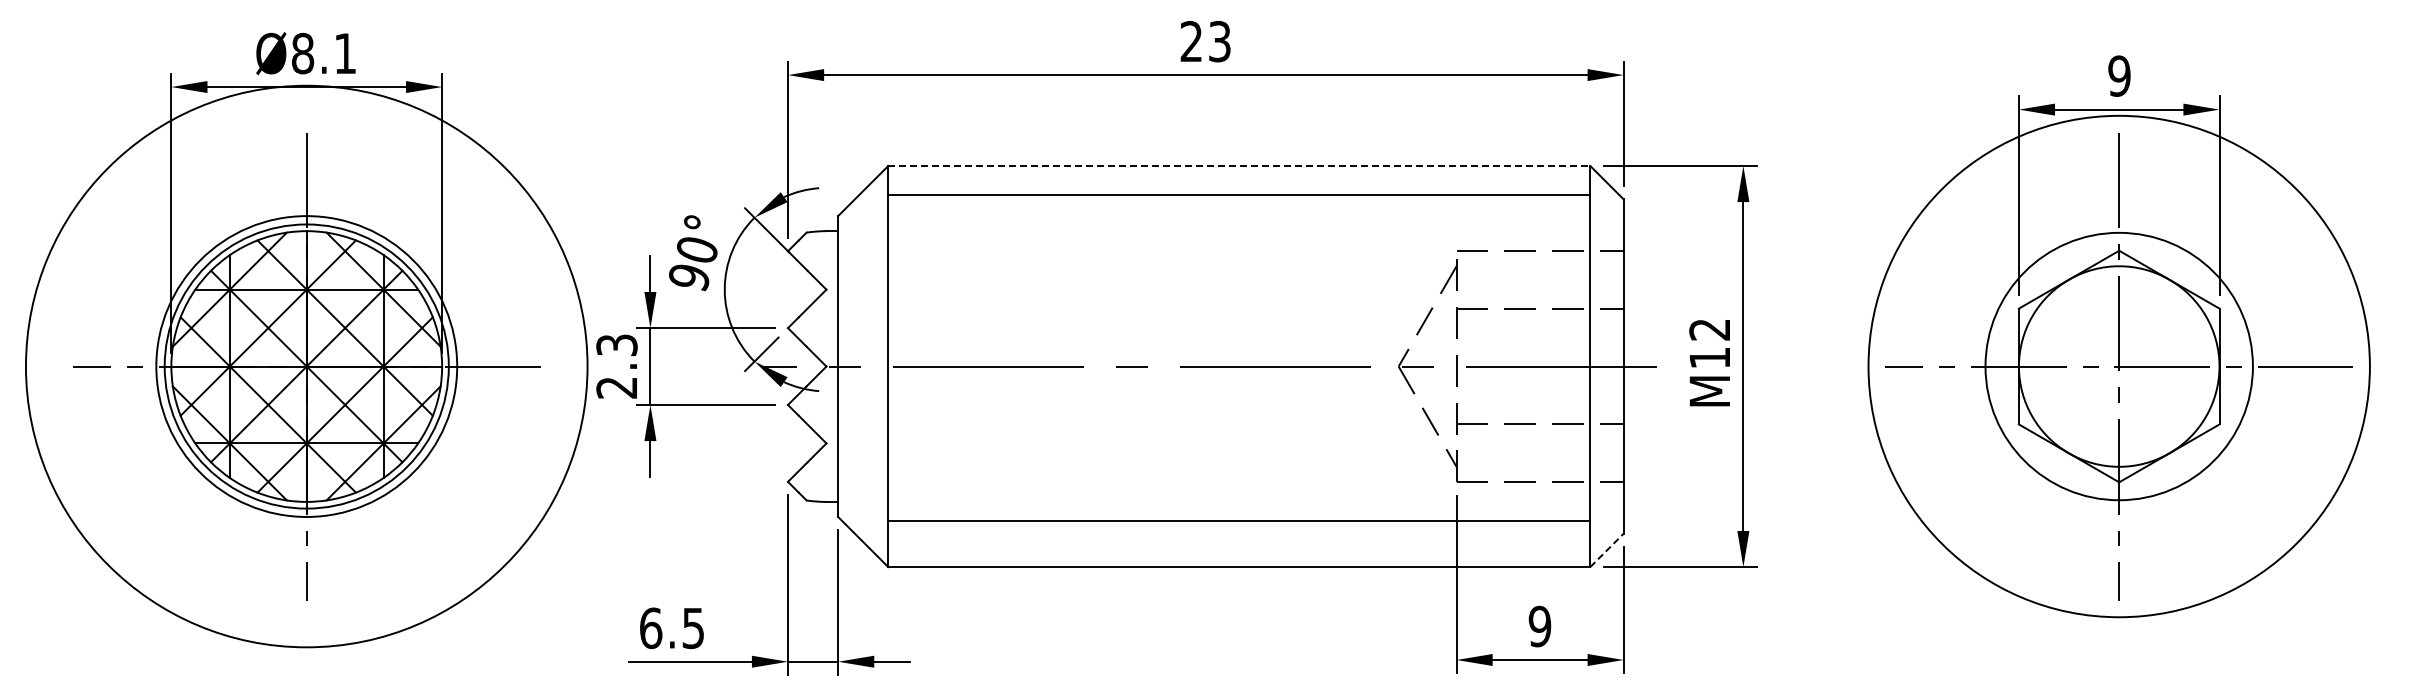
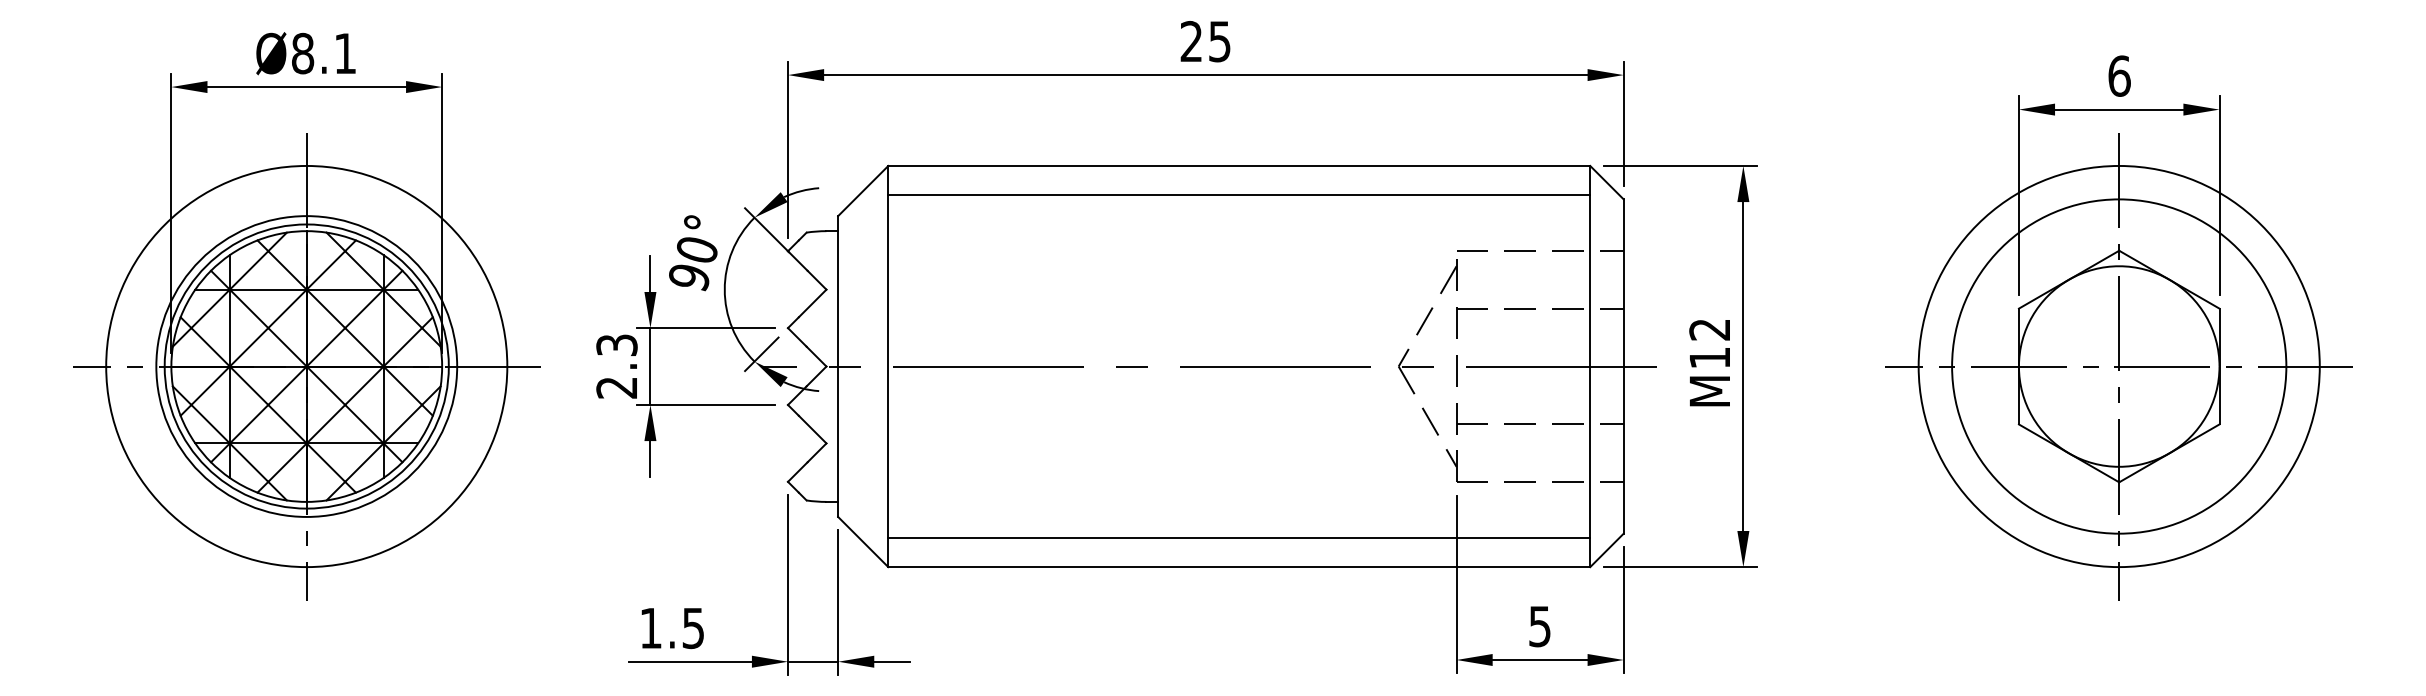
text: 23 -> 25 (1219, 40)
text: 9 -> 6 (2119, 75)
line: dashed -> solid (1239, 165)
circle diameter: 562 px -> 401 px (306, 366)
circle diameter: 267 px -> 334 px (2119, 366)
circle diameter: 501 px -> 401 px (2118, 366)
line position: (1239, 520) -> (1239, 537) (1239, 537)
line: dashed -> solid (1606, 550)
text: 9 -> 5 (1539, 626)
text: 6.5 -> 1.5 (651, 628)
